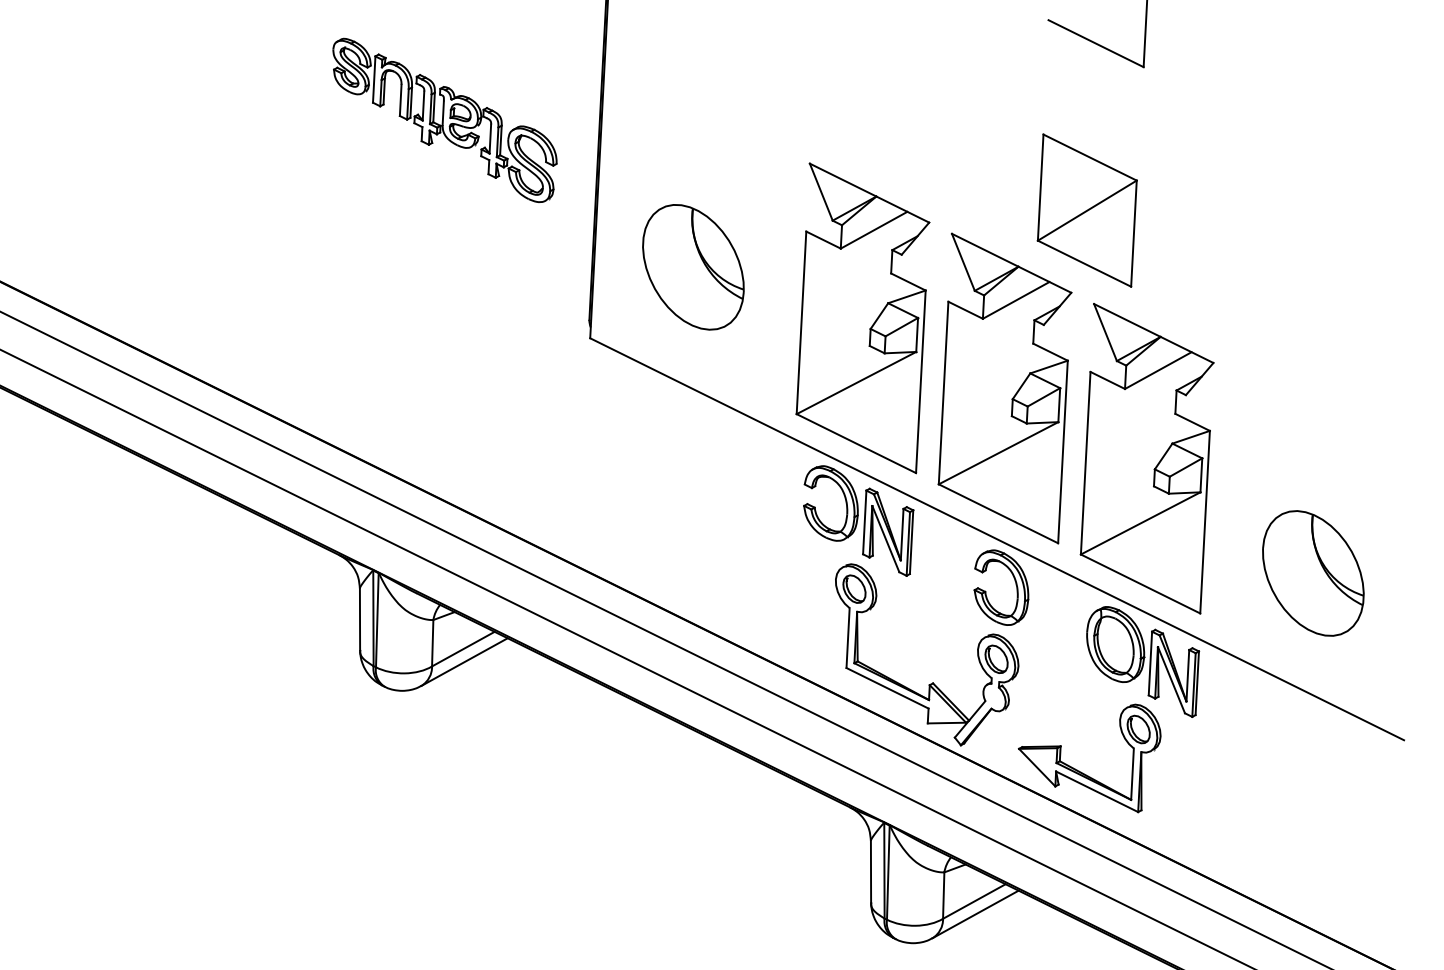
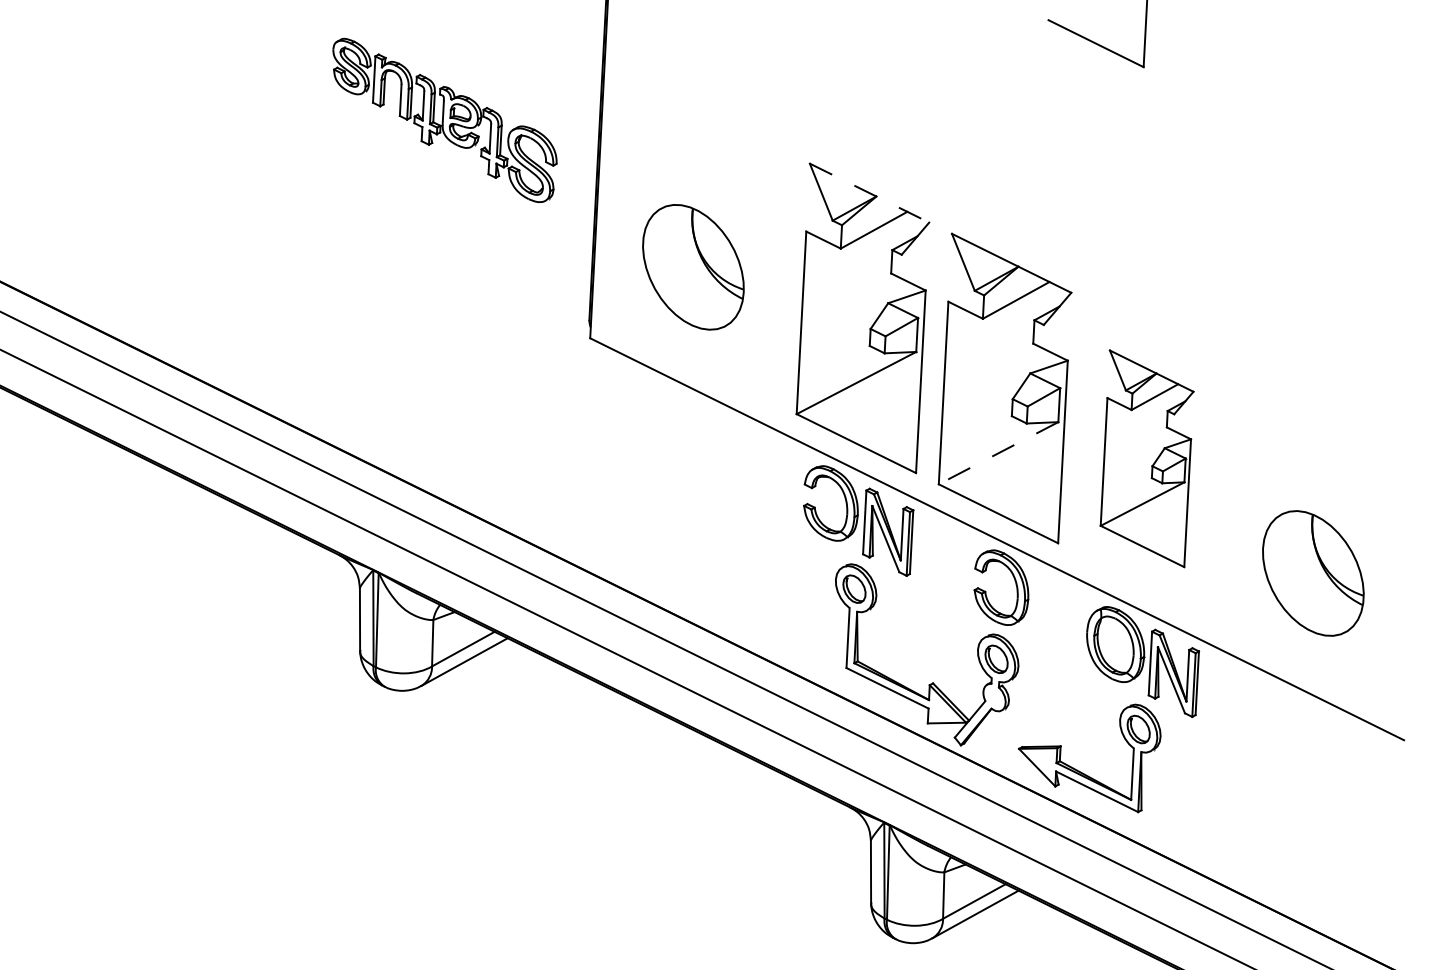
line: solid -> dashed (869, 193)
part: present -> none (1086, 210)
line: solid -> dashed (998, 453)
part size: 136x312 px -> 96x220 px (1146, 458)
